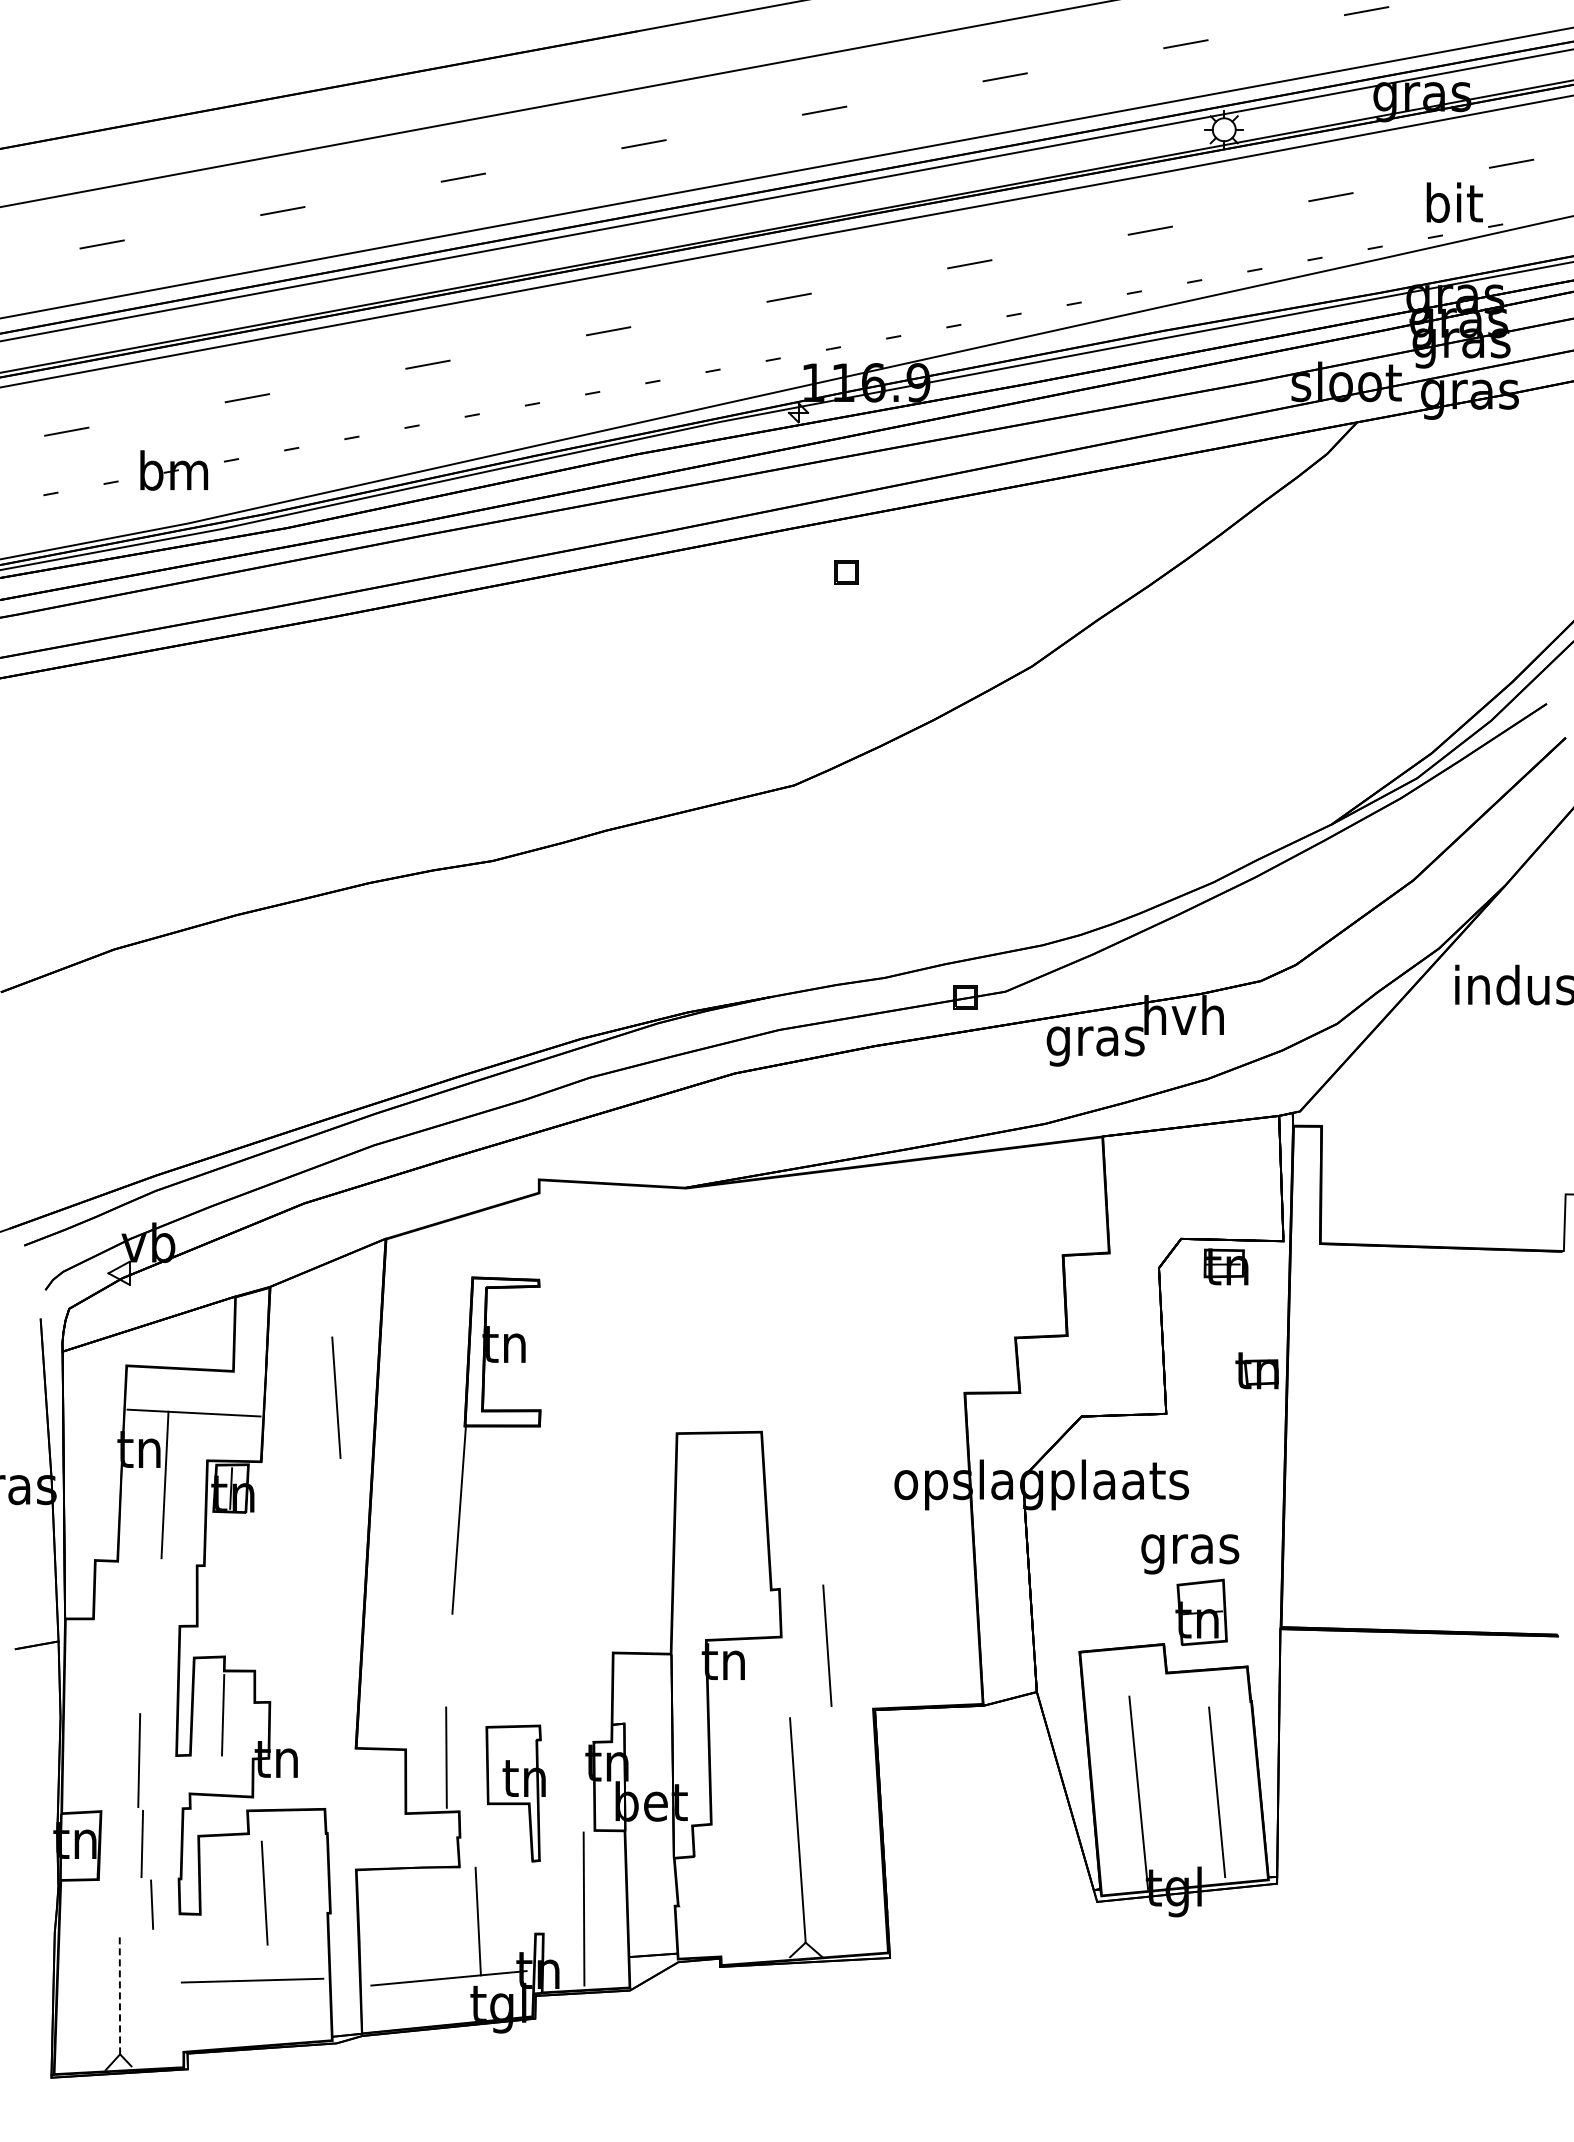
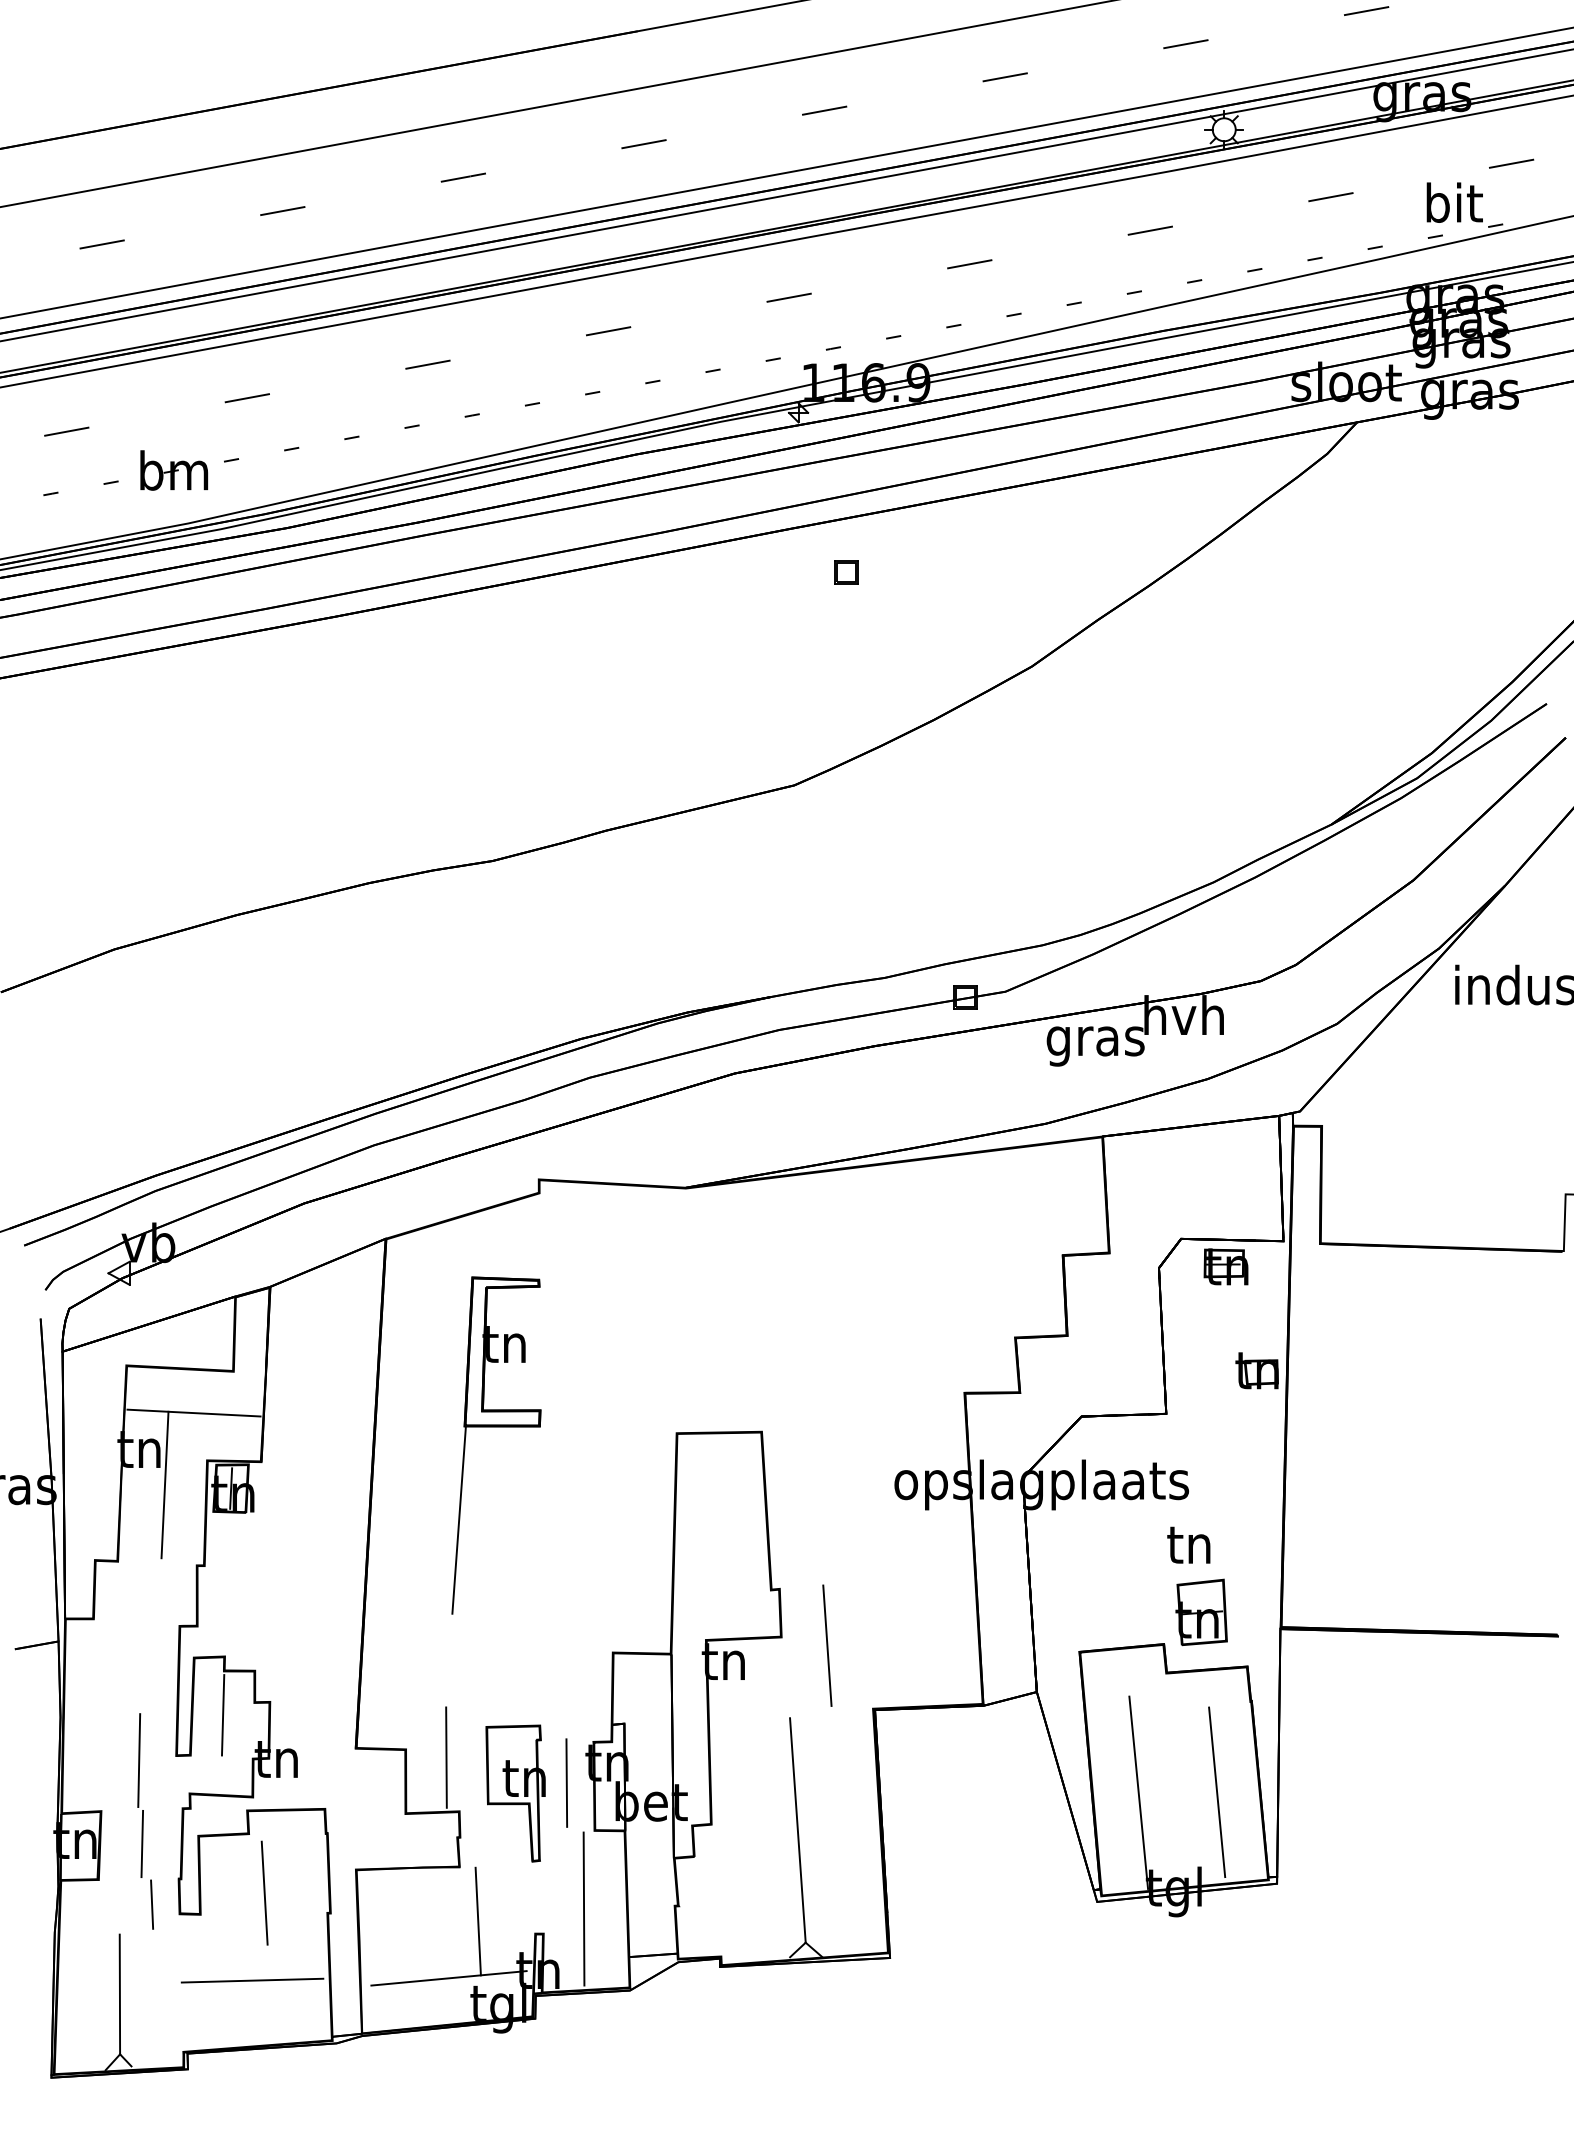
line: present -> none (336, 1397)
text: gras -> tn (1190, 1550)
line: none -> present (566, 1782)
line: dashed -> solid (119, 1994)
